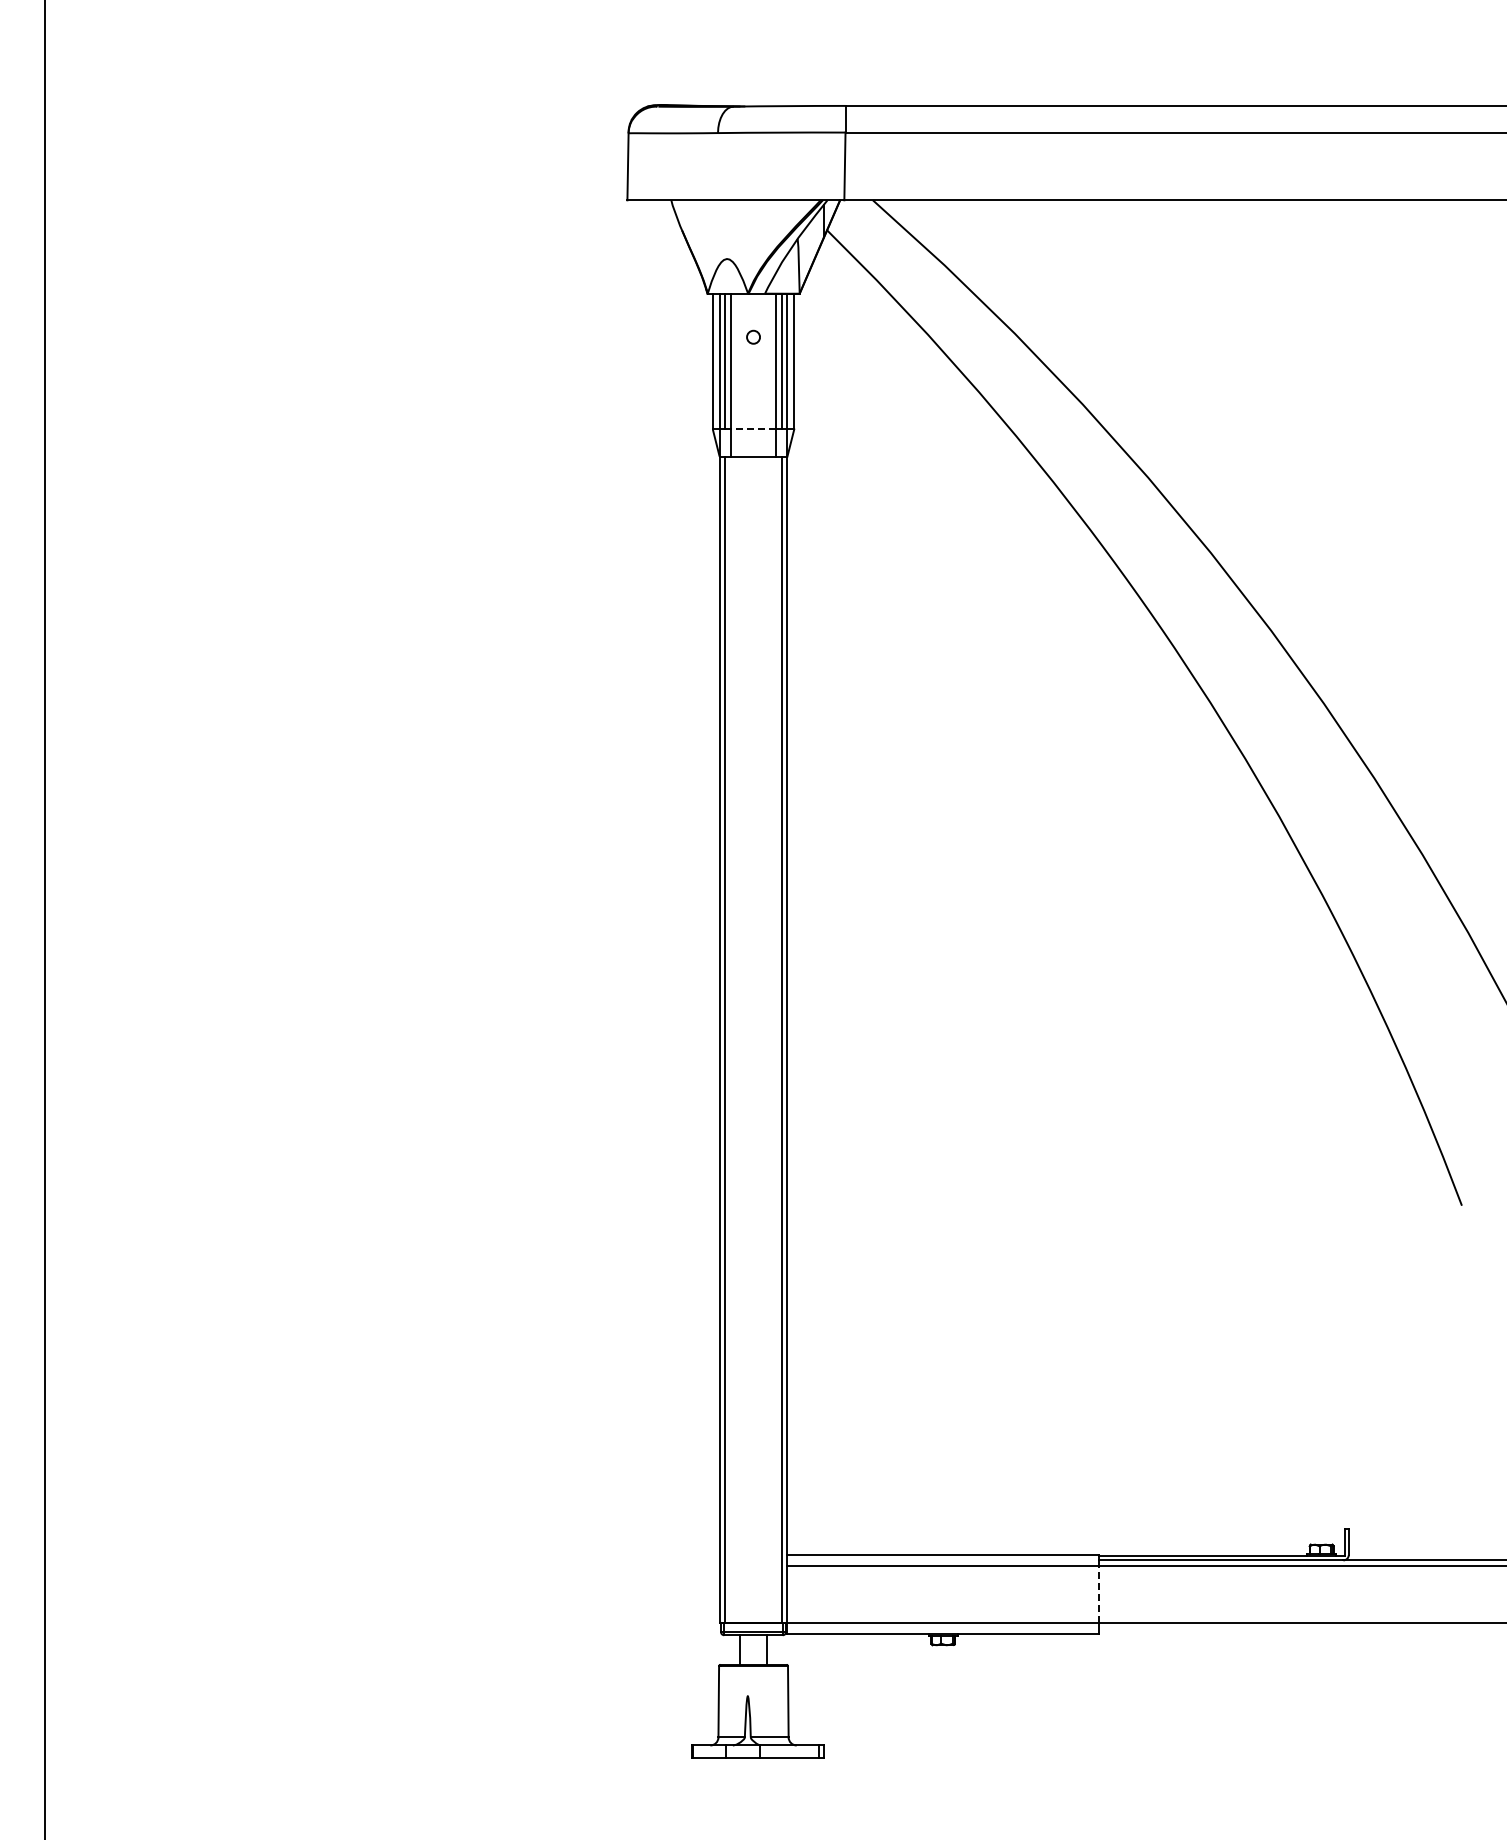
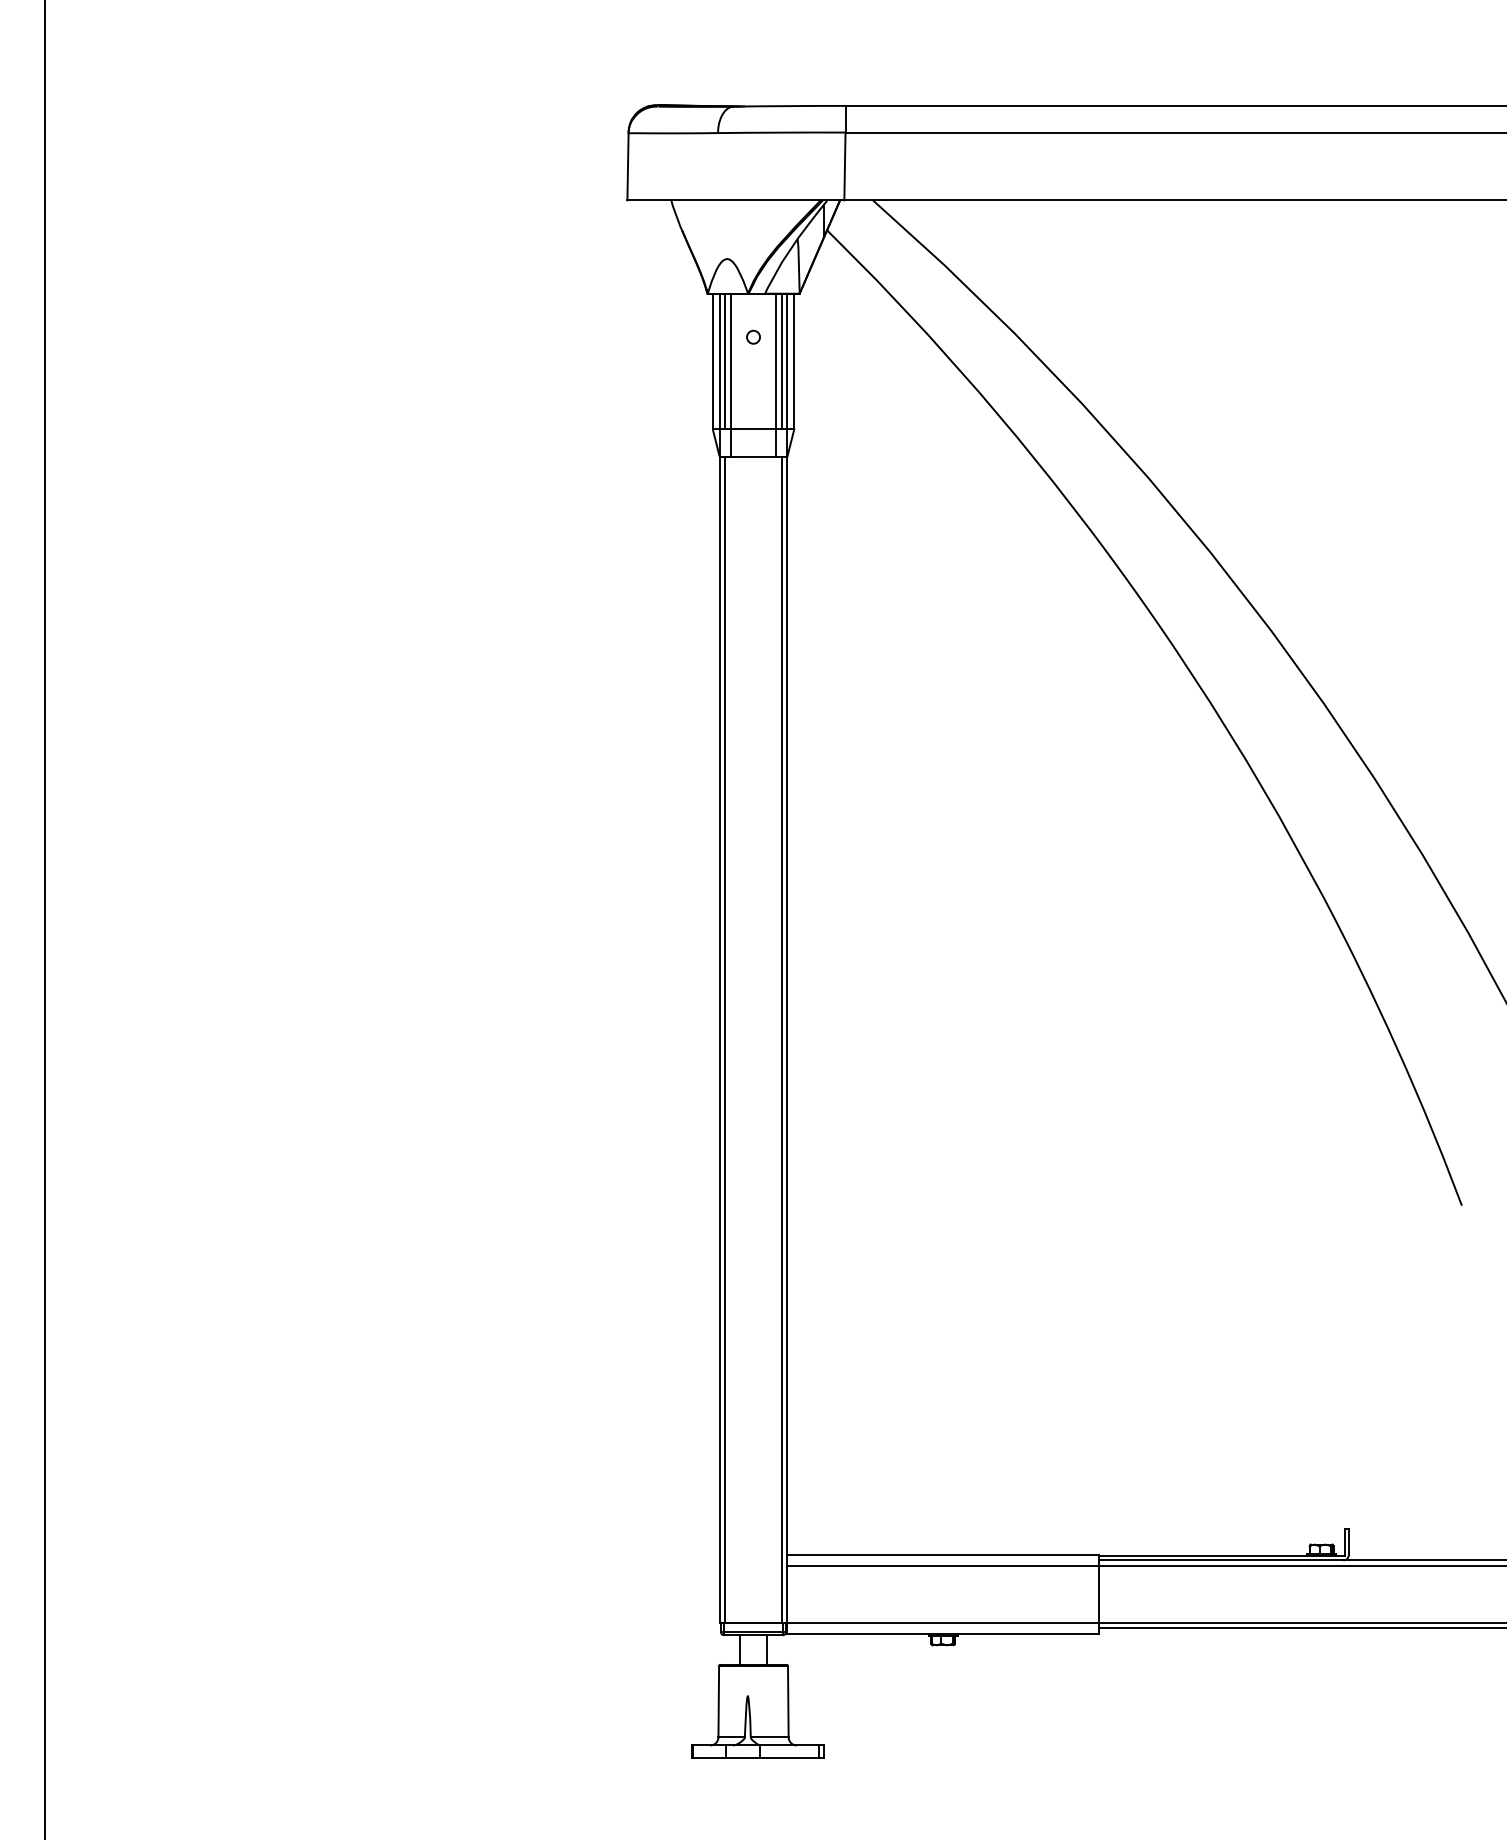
line: dashed -> solid (753, 429)
line: dashed -> solid (1099, 1593)
line: none -> present (1301, 1628)
